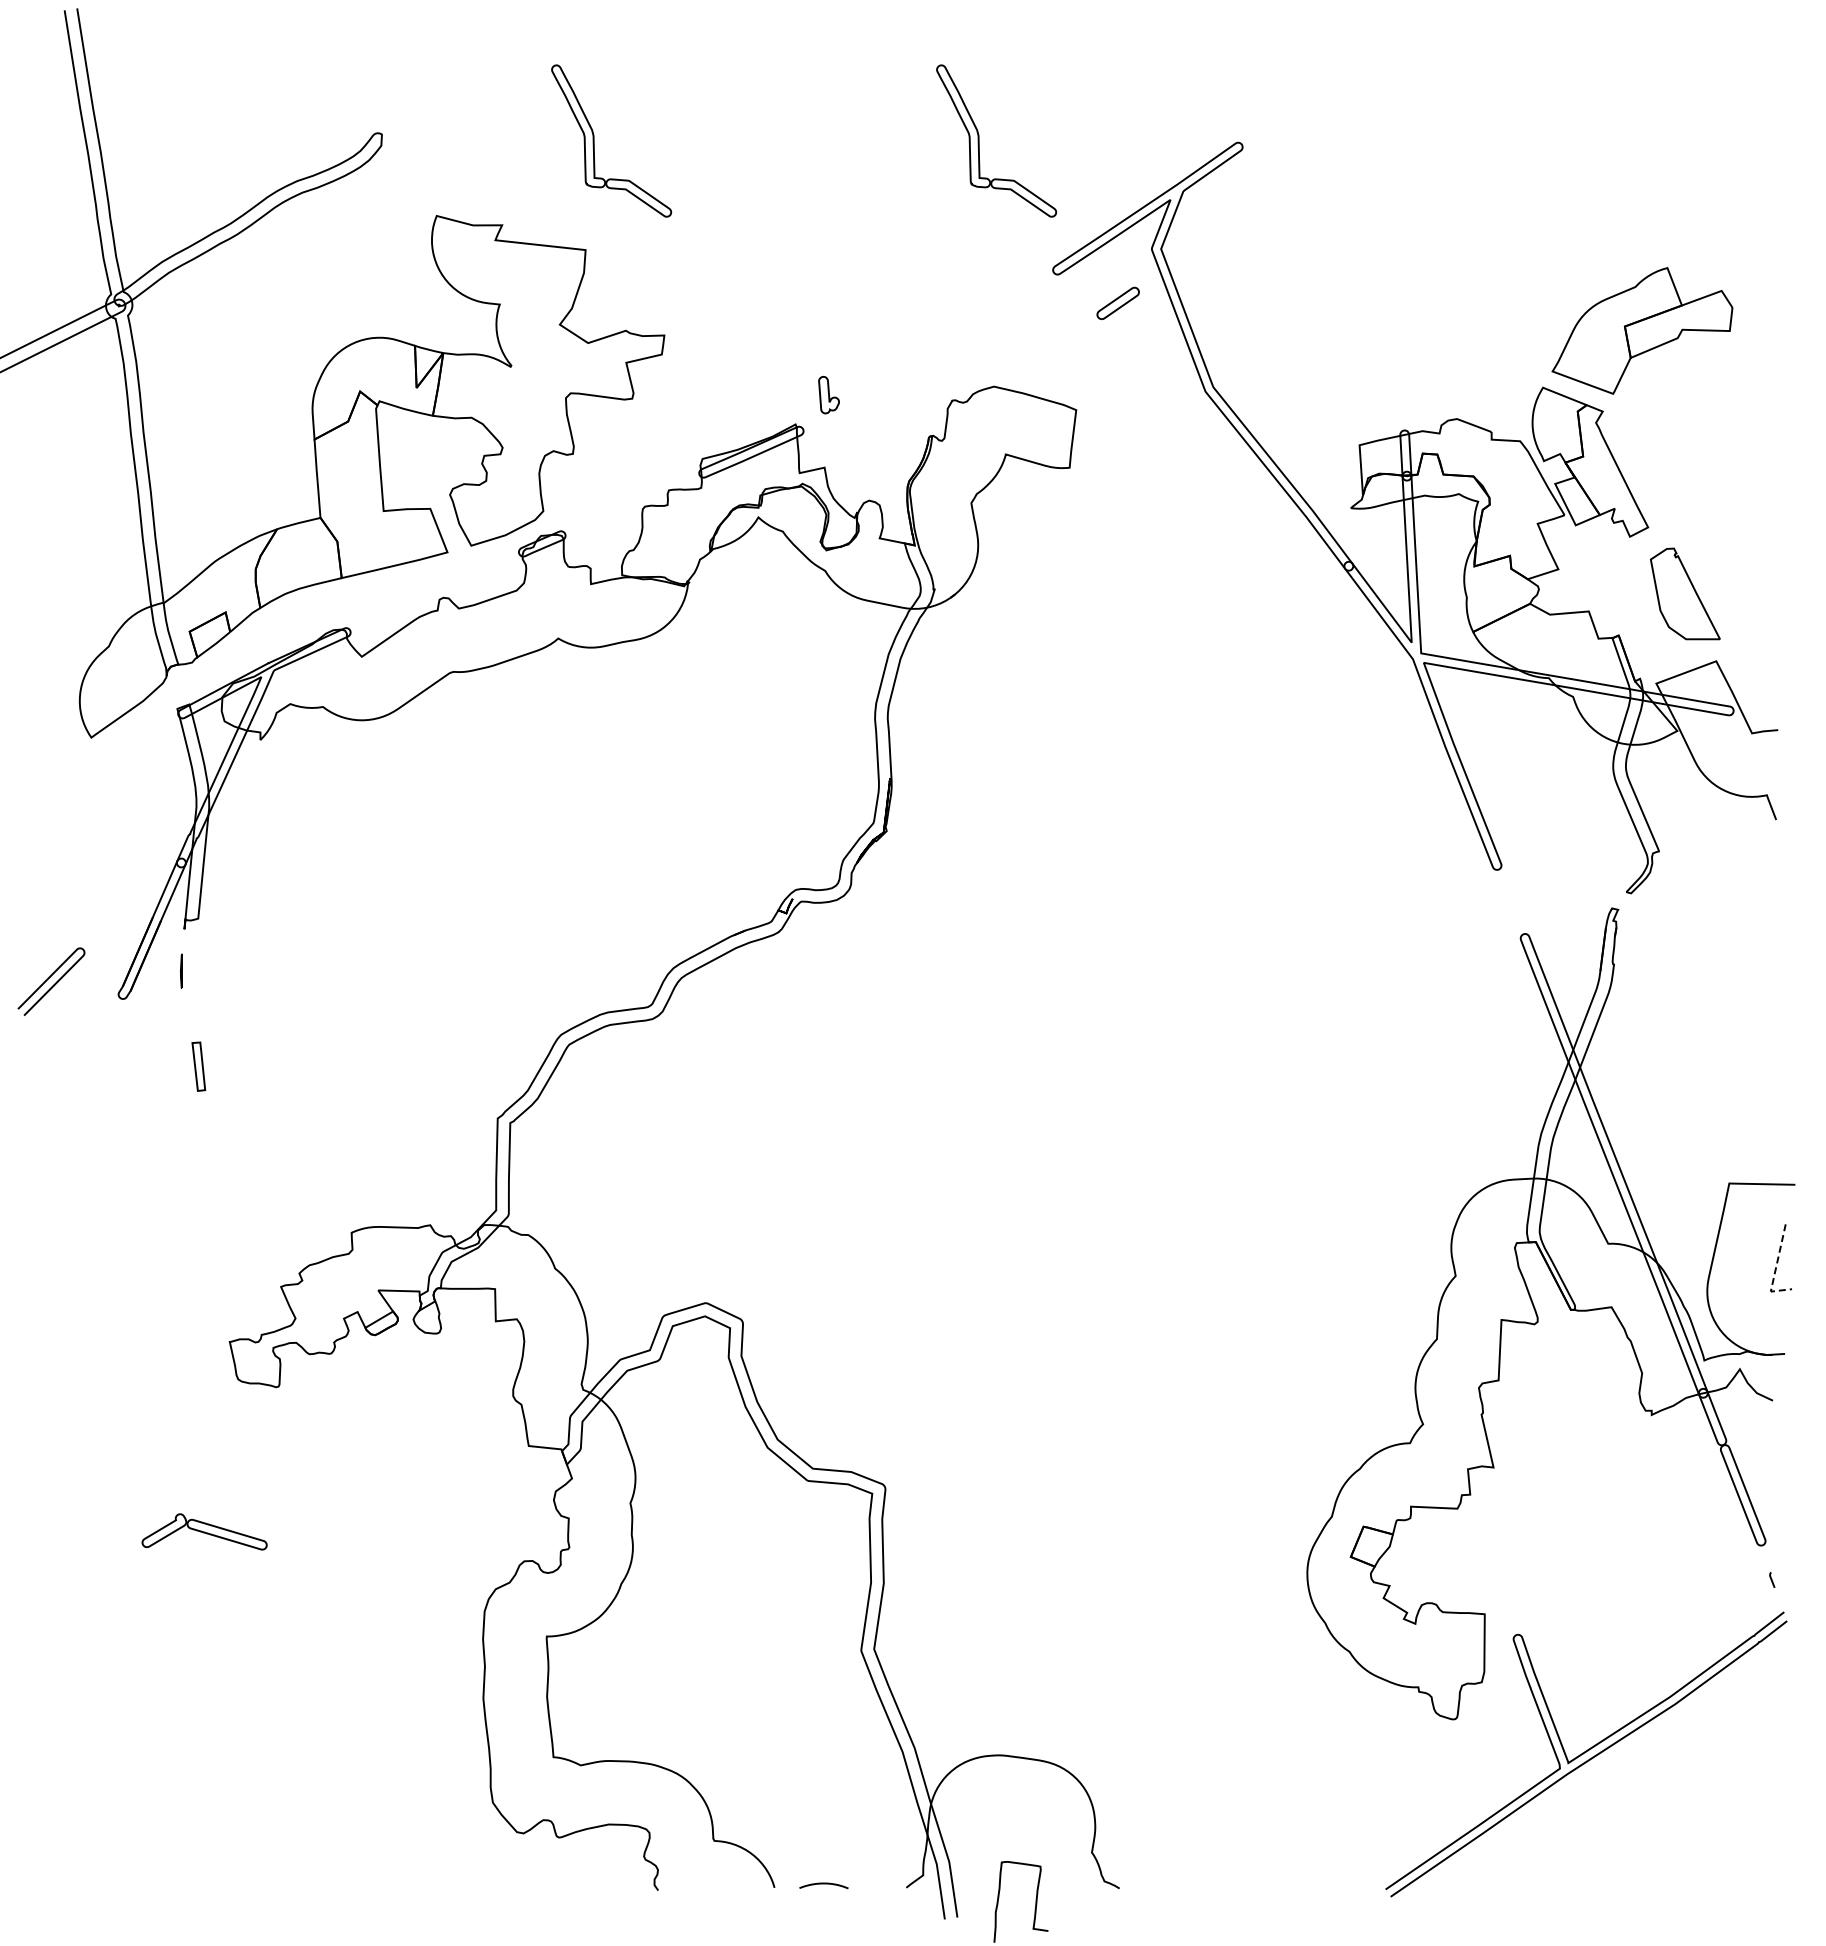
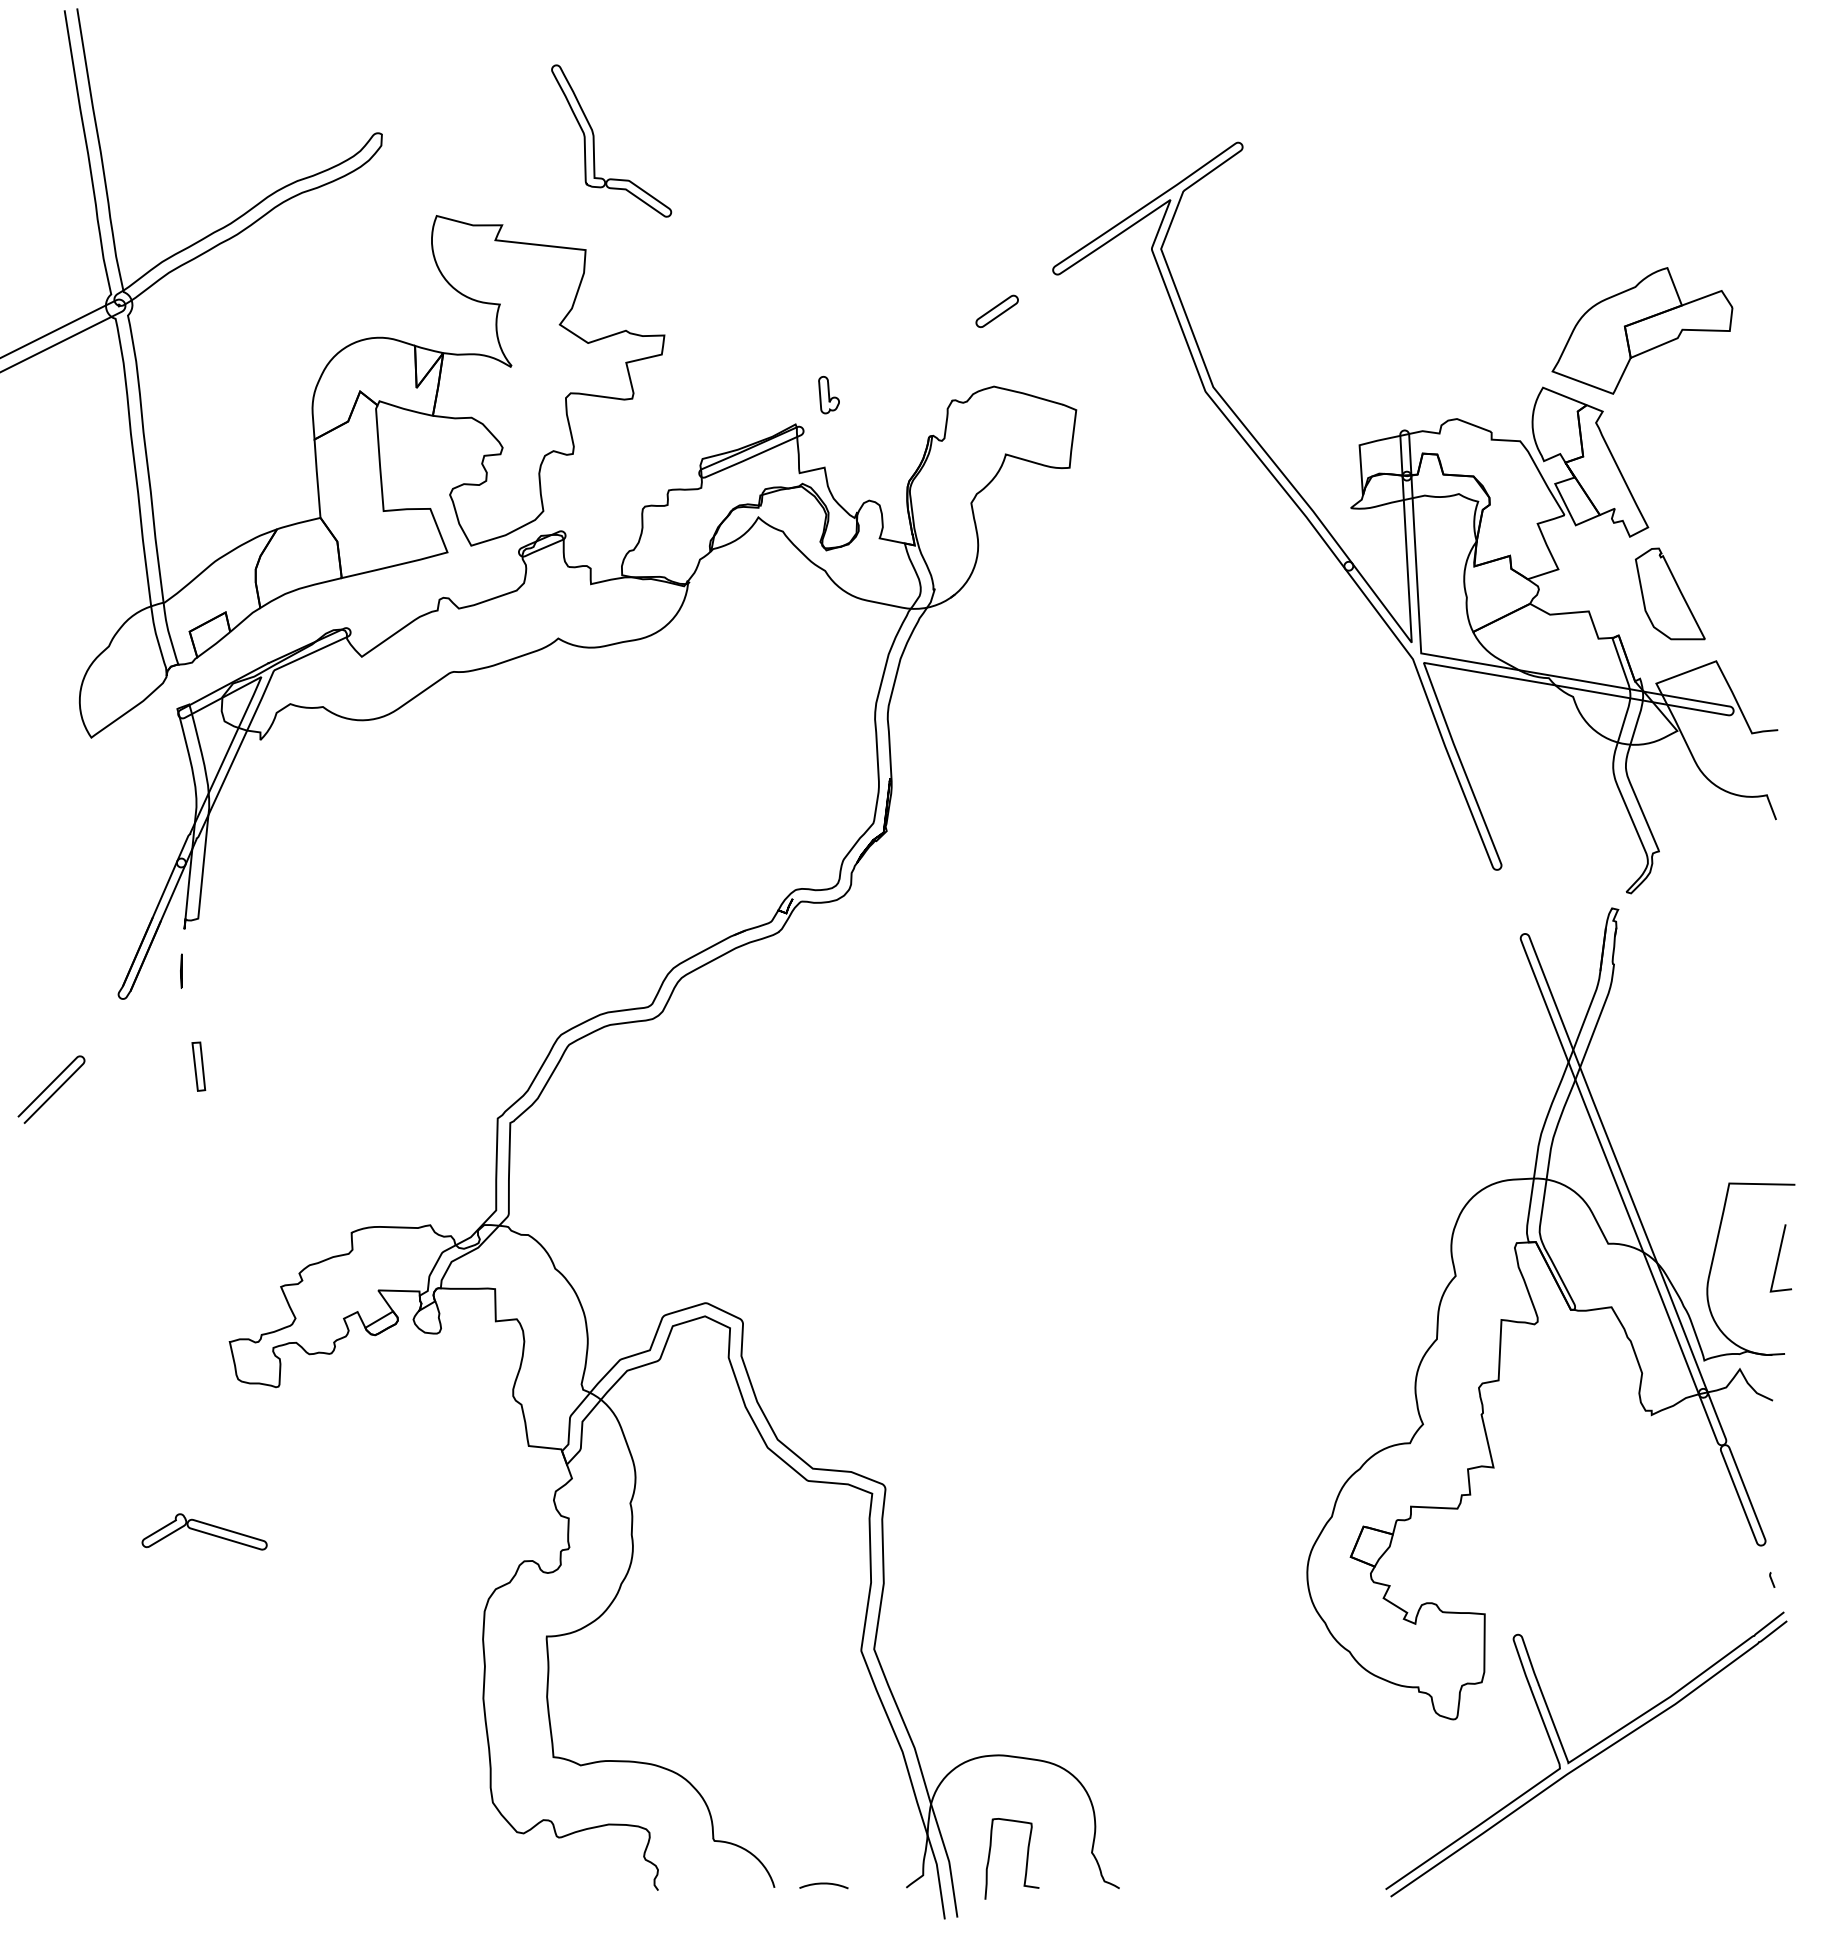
part: present -> none (979, 140)
part position: (1117, 302) -> (996, 310) (996, 310)
part position: (1684, 593) -> (1669, 593) (1669, 593)
curve position: (49, 978) -> (49, 1086) (49, 1086)
line: dashed -> solid (1775, 1269)
curve position: (1035, 1901) -> (1026, 1858) (1026, 1858)
